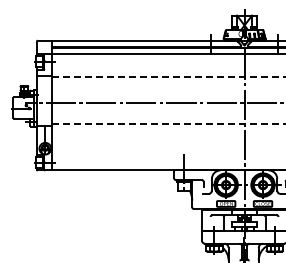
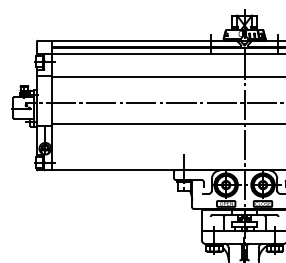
line: dashed -> solid (168, 77)
line: dashed -> solid (168, 123)
